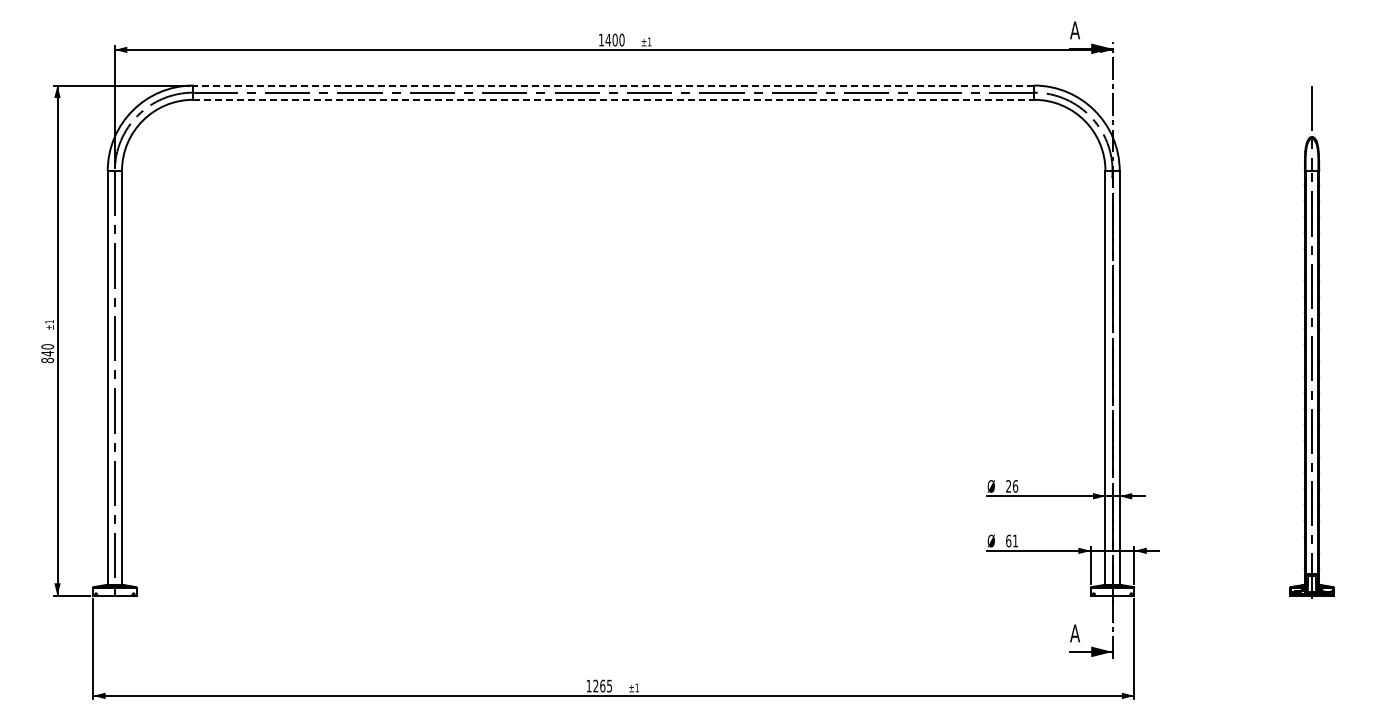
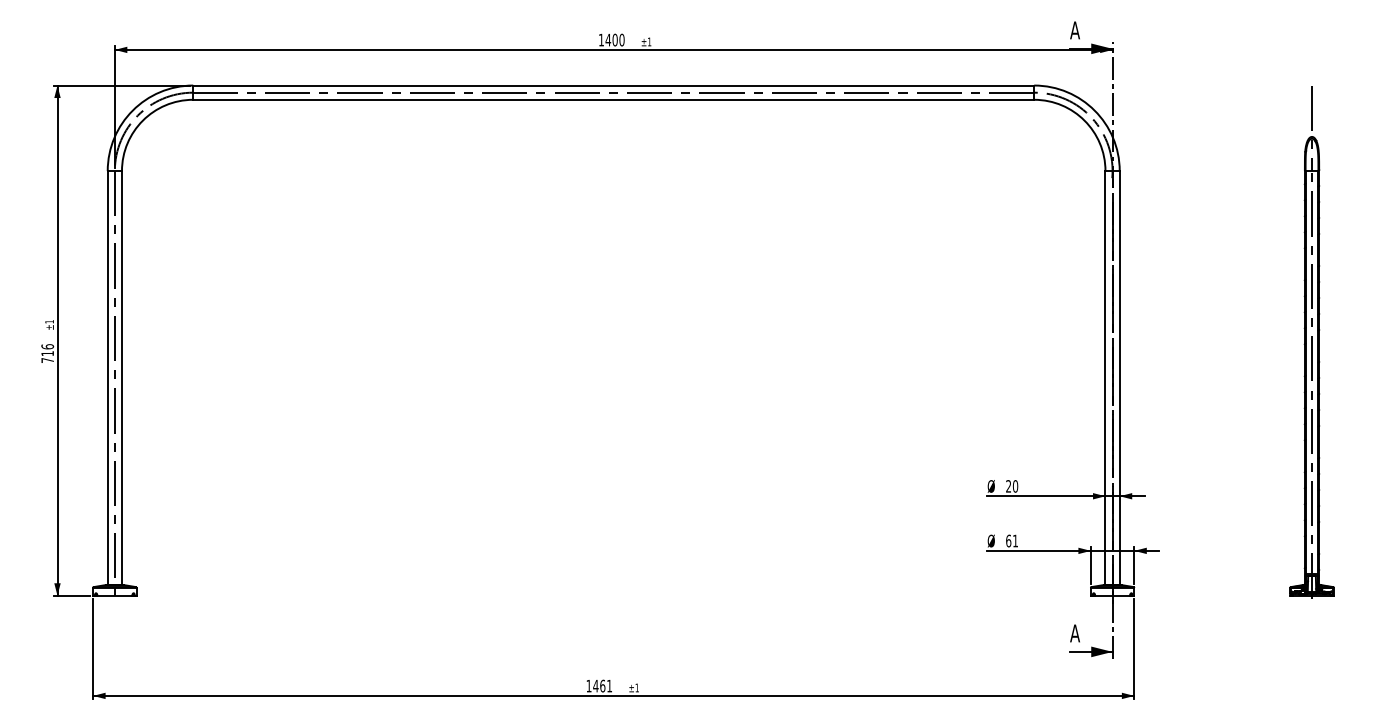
line: dashed -> solid (613, 85)
line: dashed -> solid (614, 99)
text: 840 -> 716 (47, 353)
text: 26 -> 20 (1015, 486)
text: 1265 -> 1461 (602, 685)
